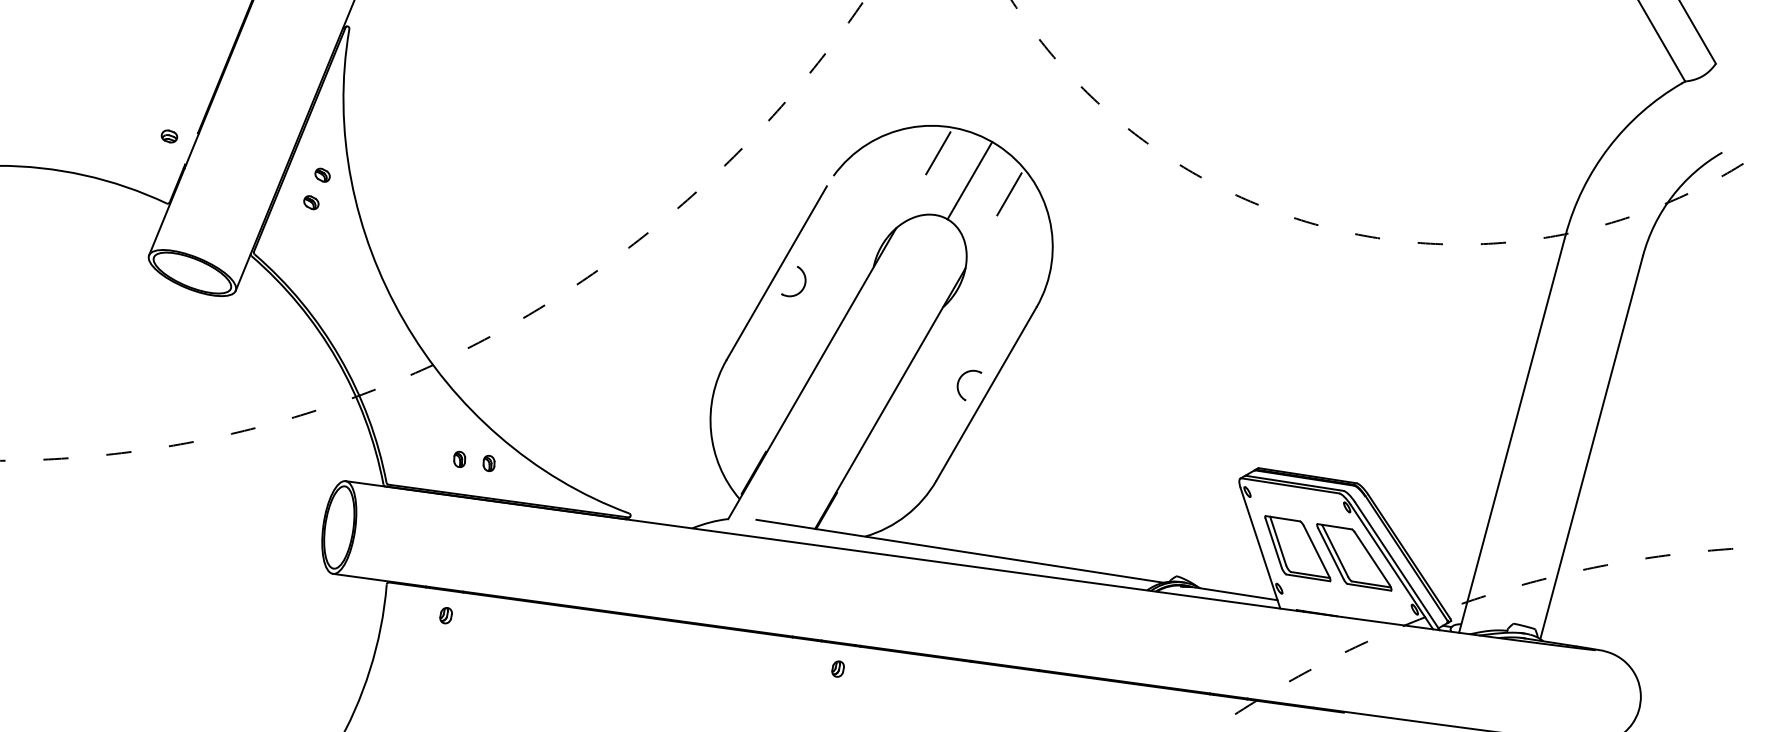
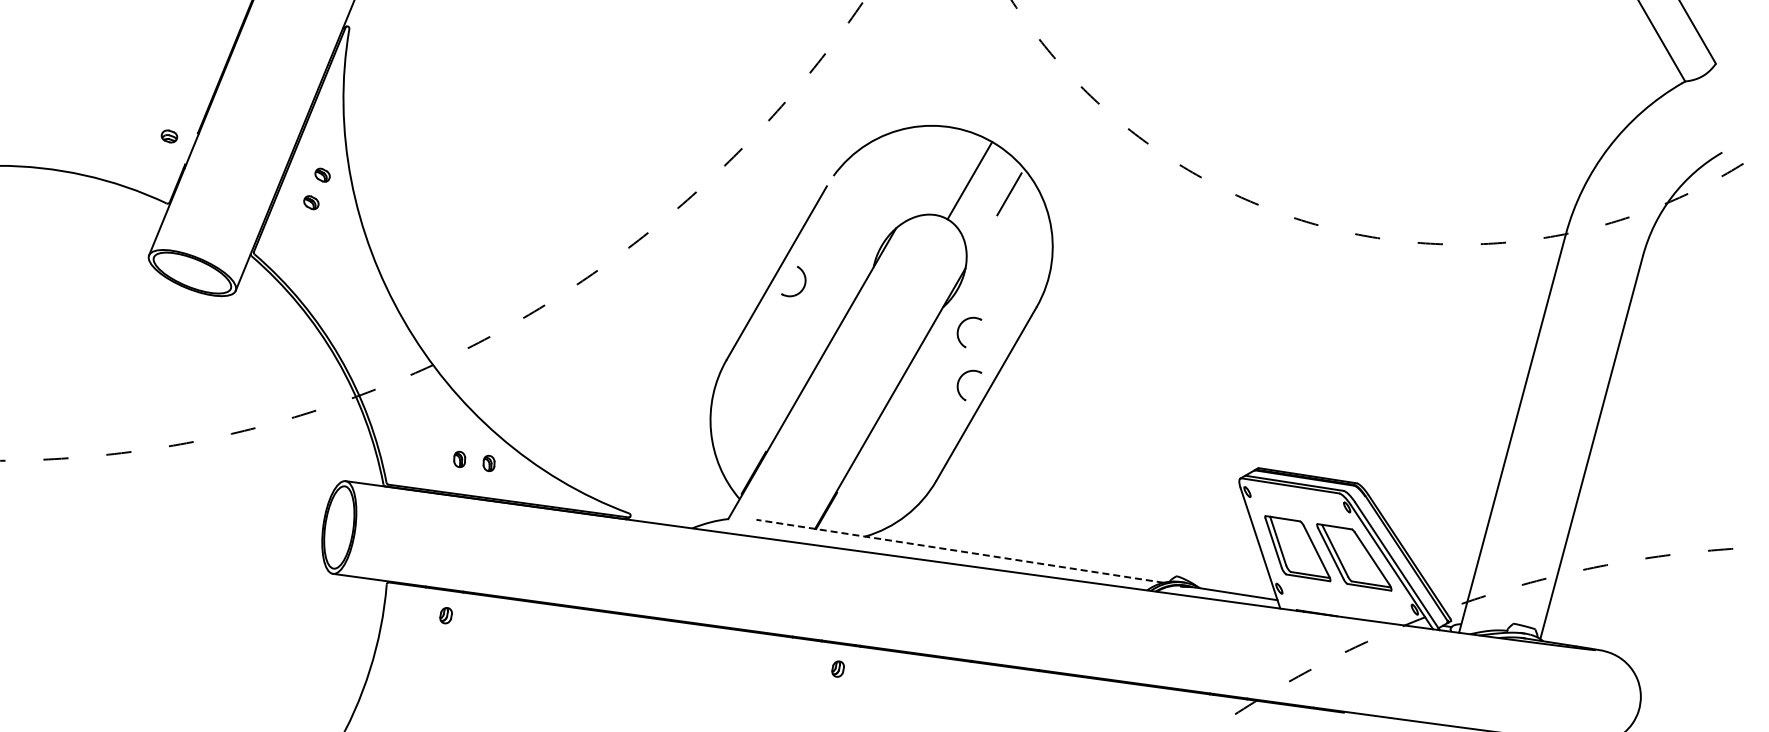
line: present -> none (938, 153)
part: none -> present (959, 329)
line: solid -> dashed (959, 551)
